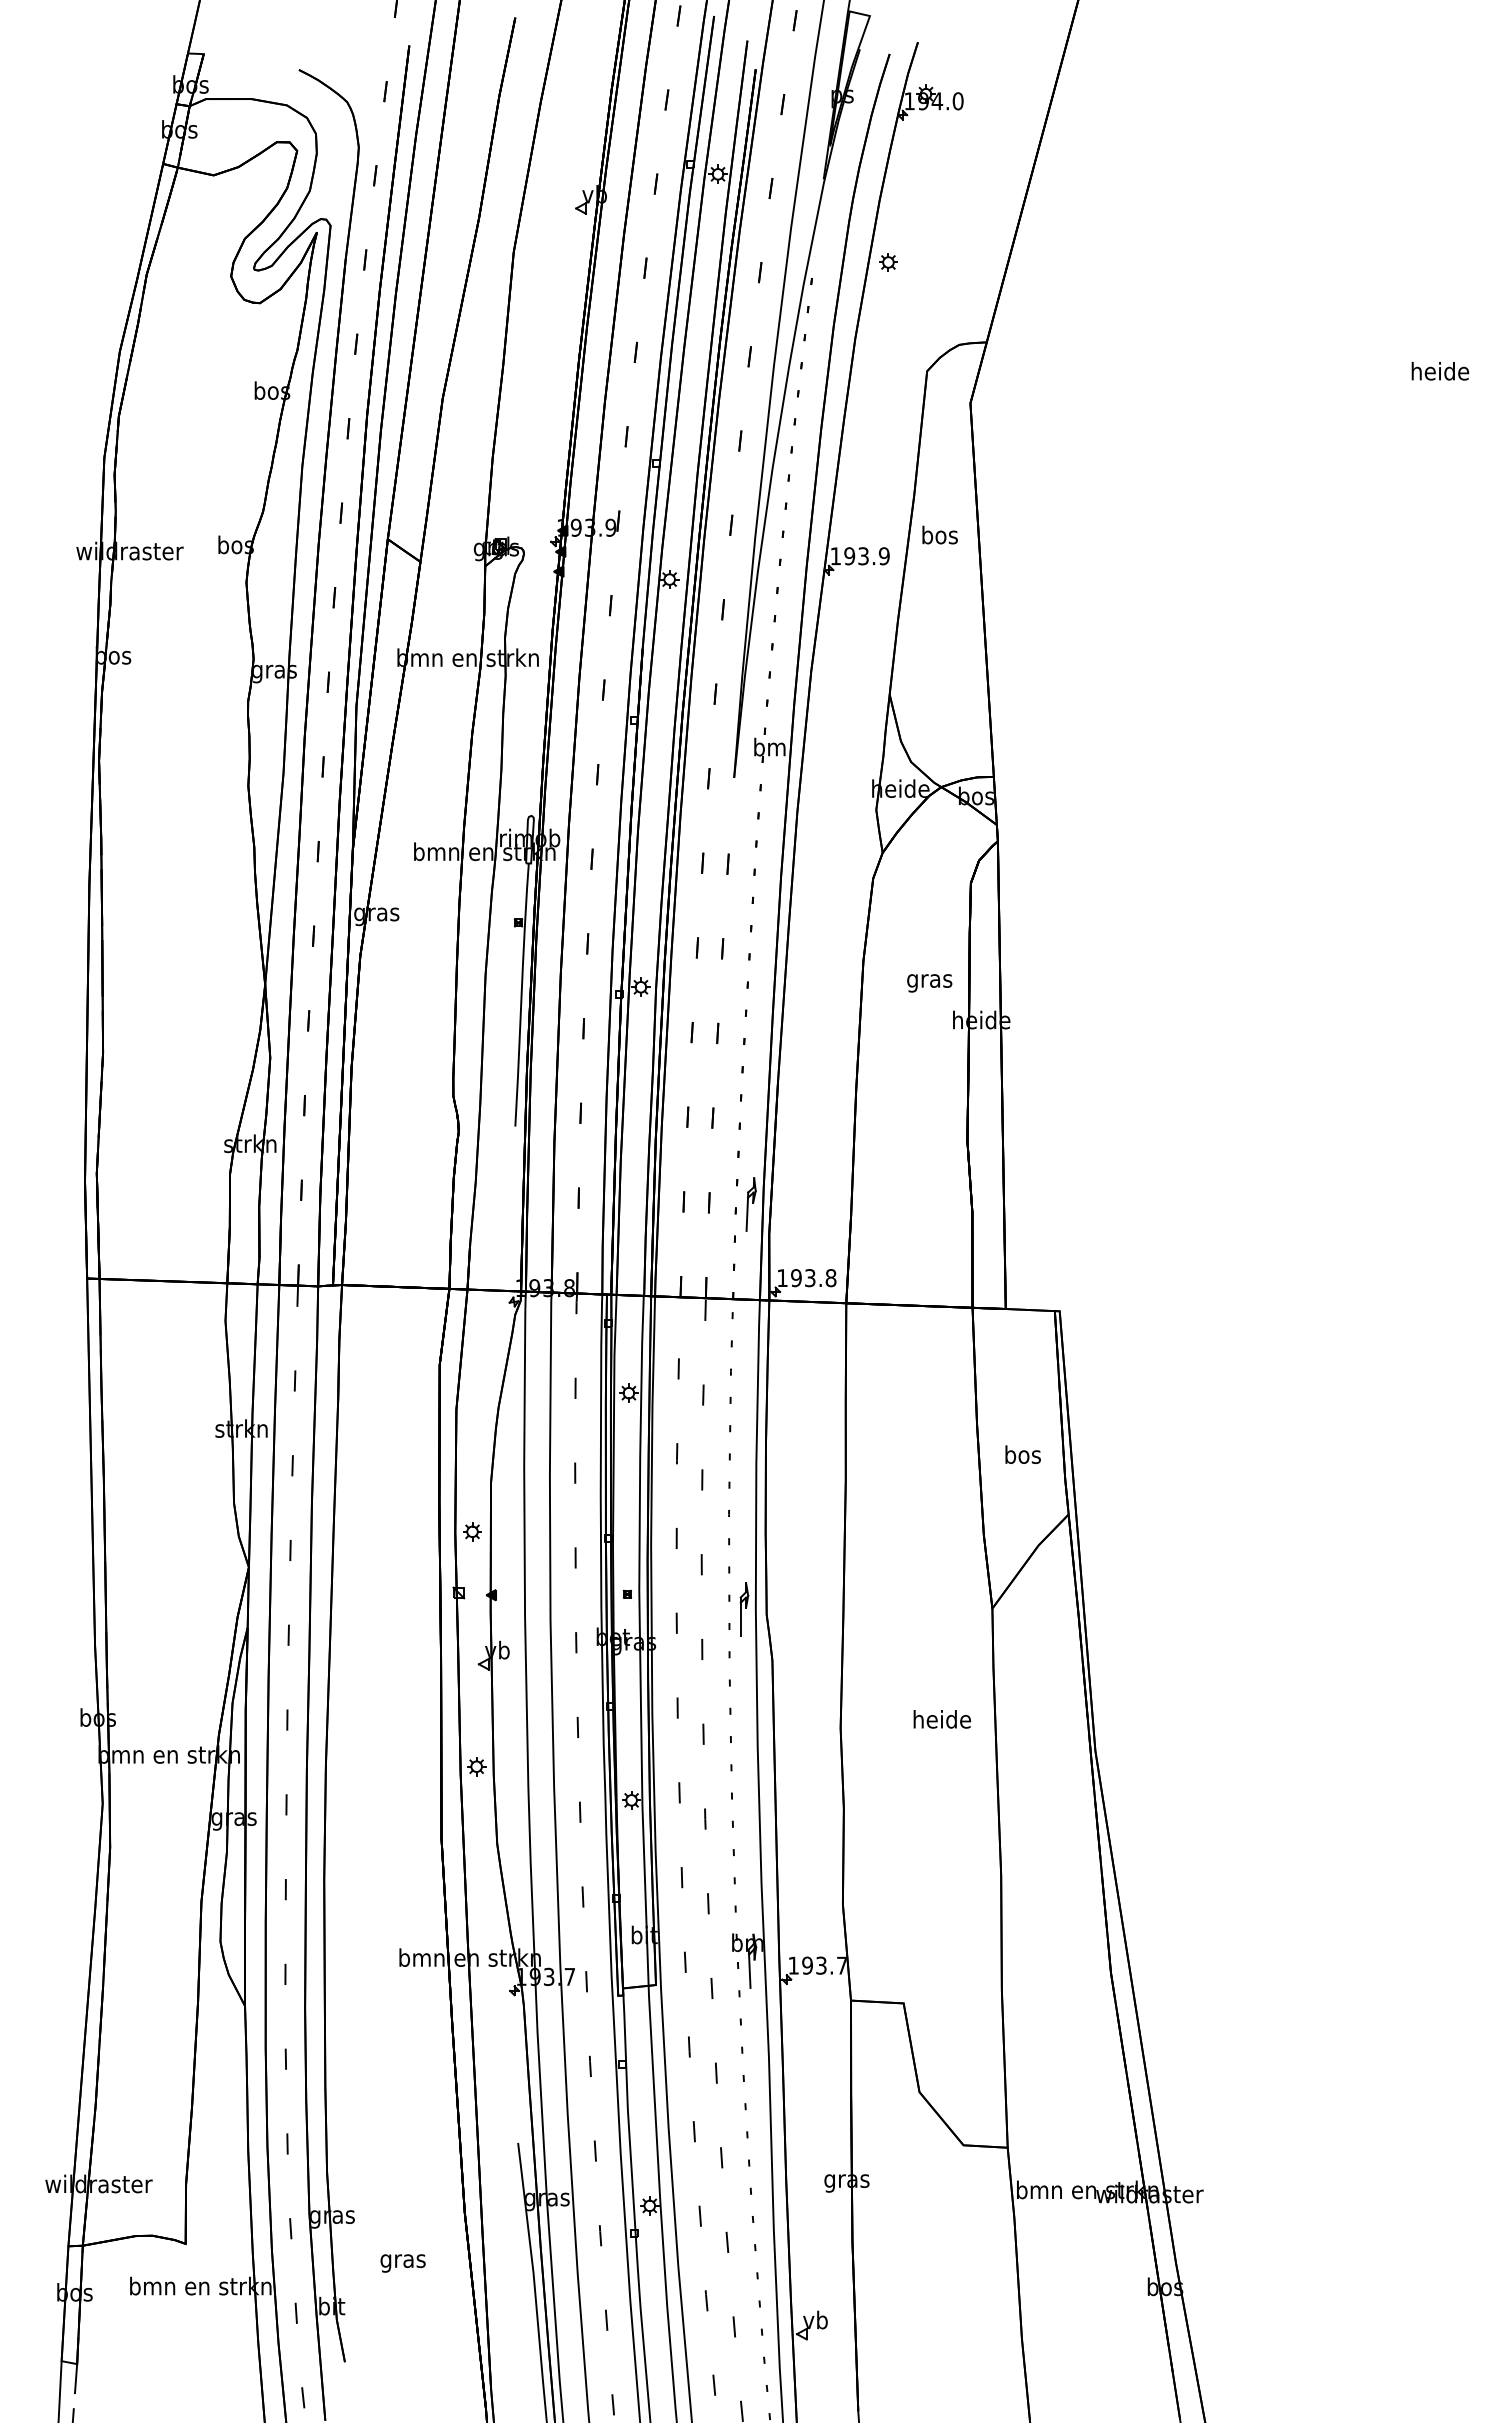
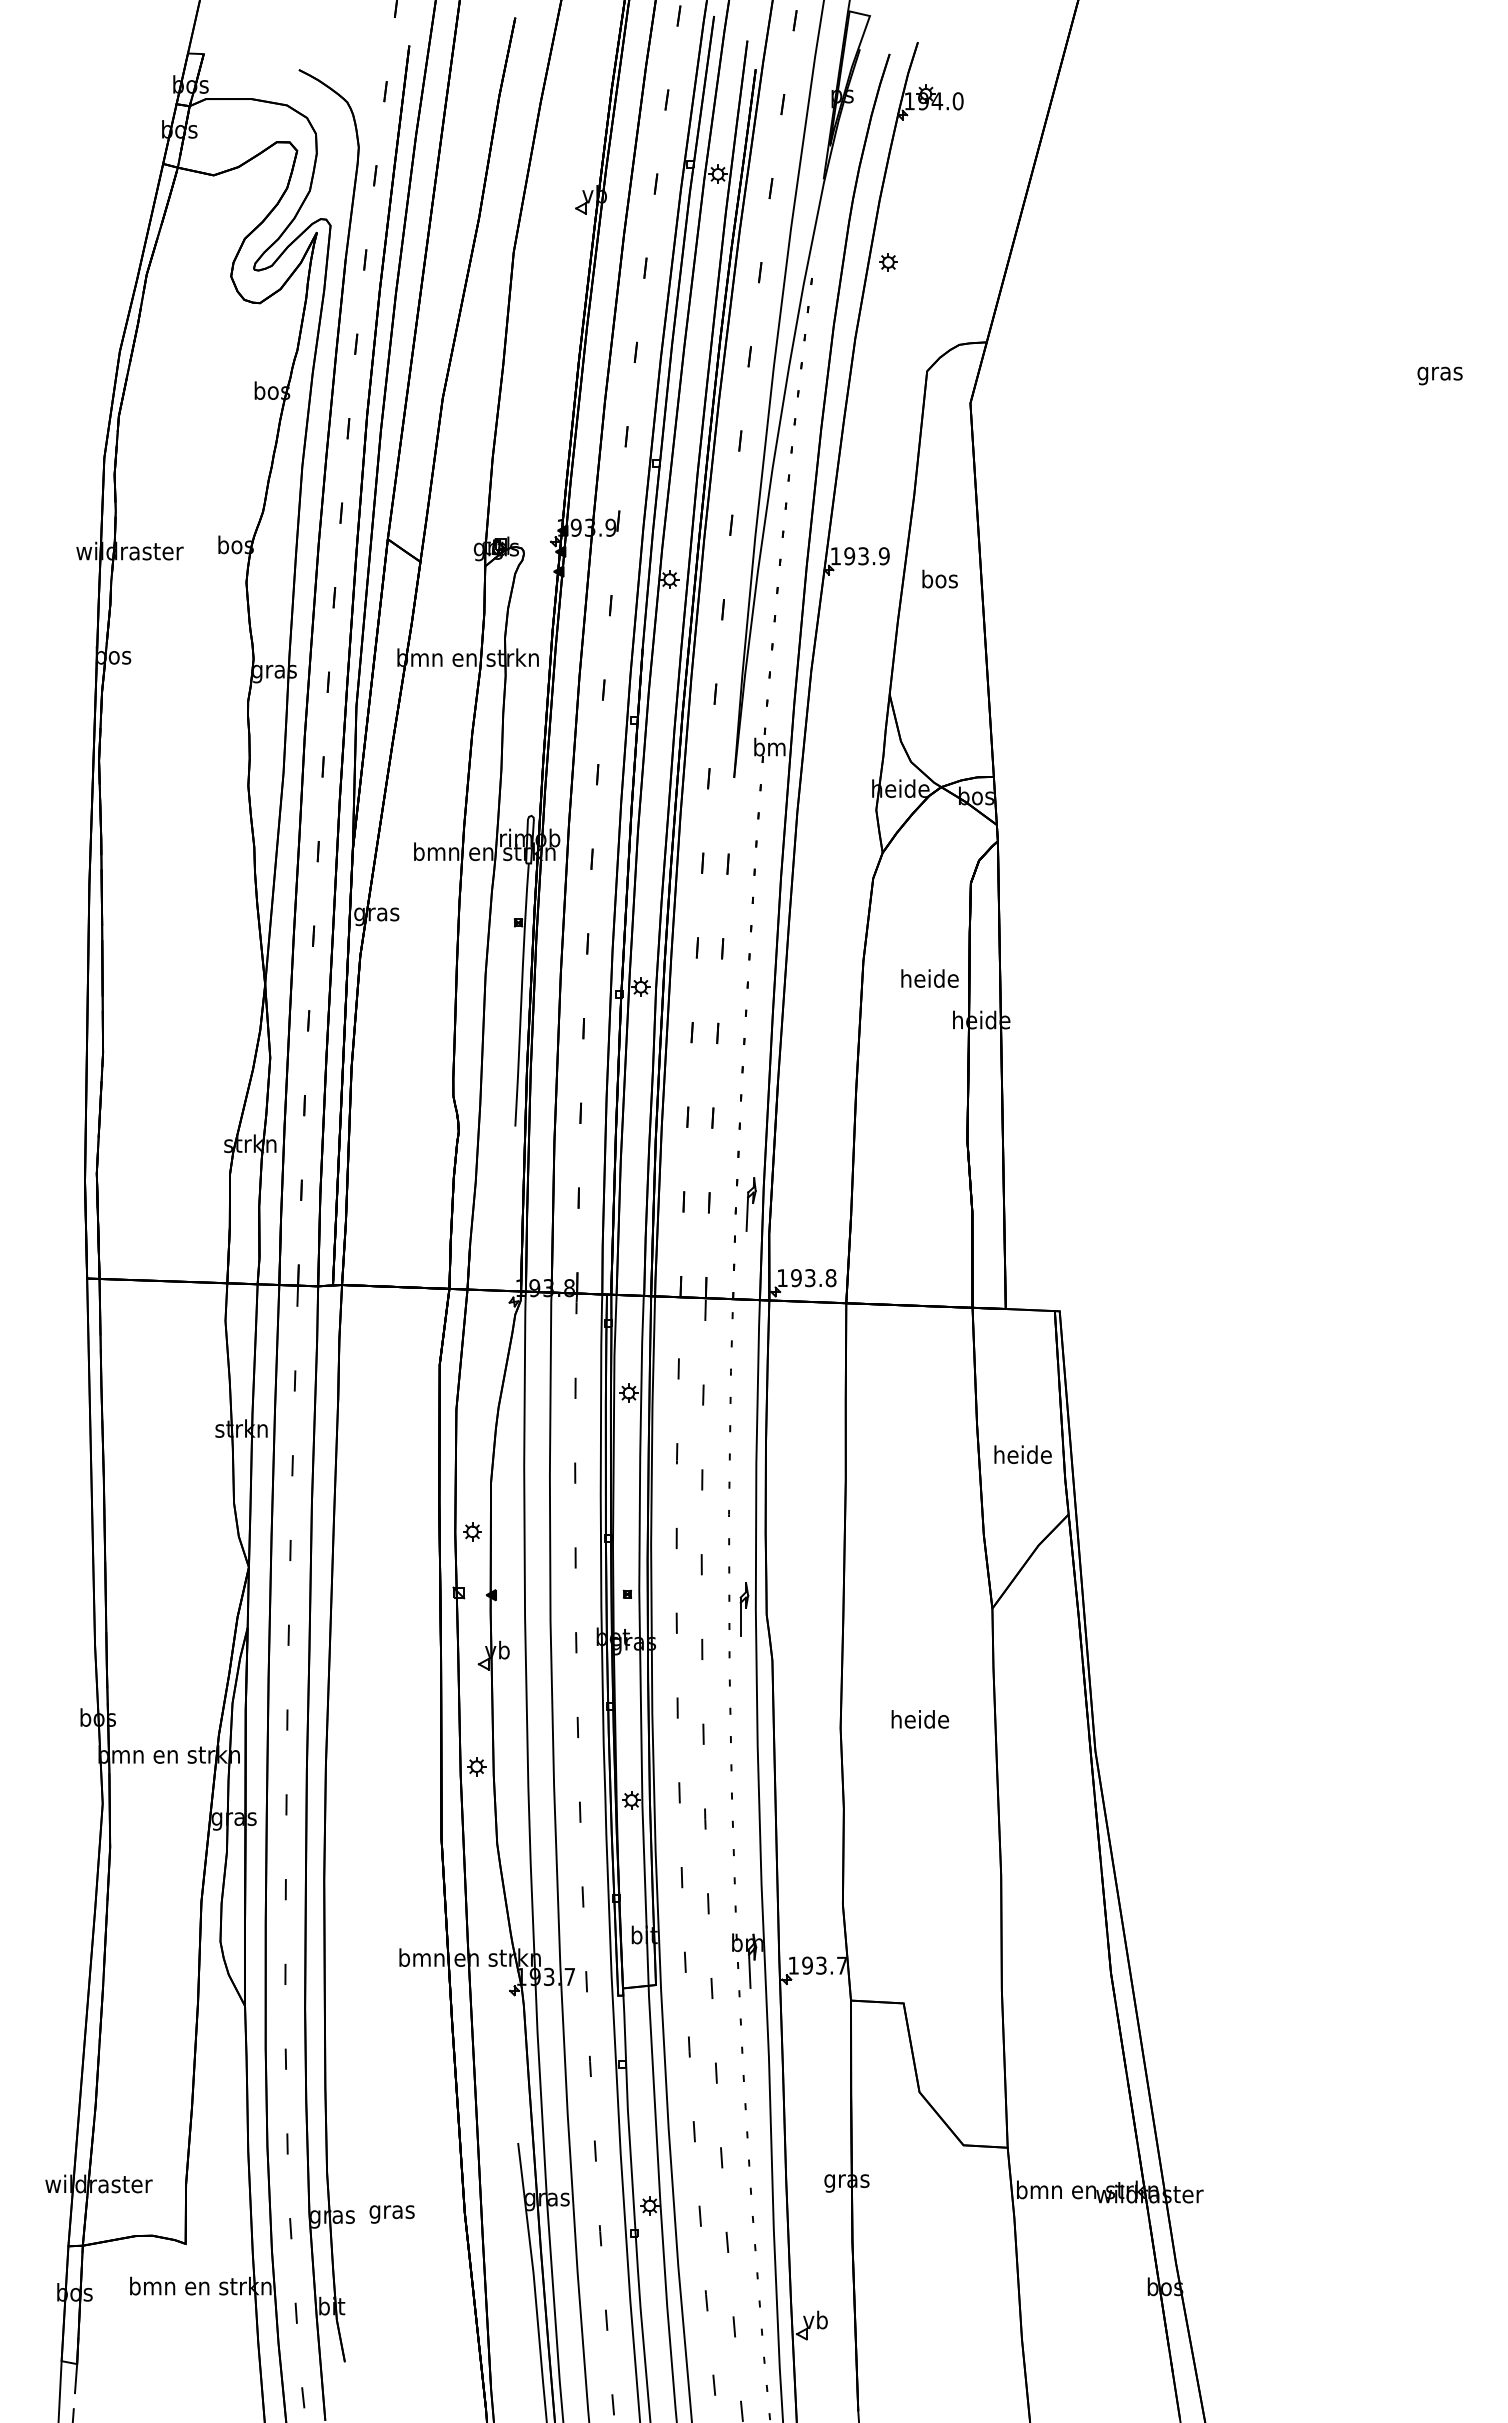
text: heide -> gras (1440, 373)
text position: (939, 534) -> (939, 578) (939, 578)
text: gras -> heide (929, 980)
text: bos -> heide (1022, 1454)
text position: (941, 1719) -> (919, 1719) (919, 1719)
text position: (402, 2263) -> (391, 2214) (391, 2214)
